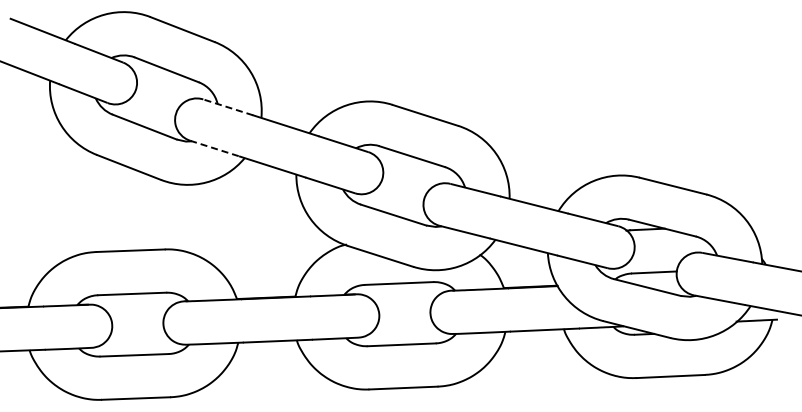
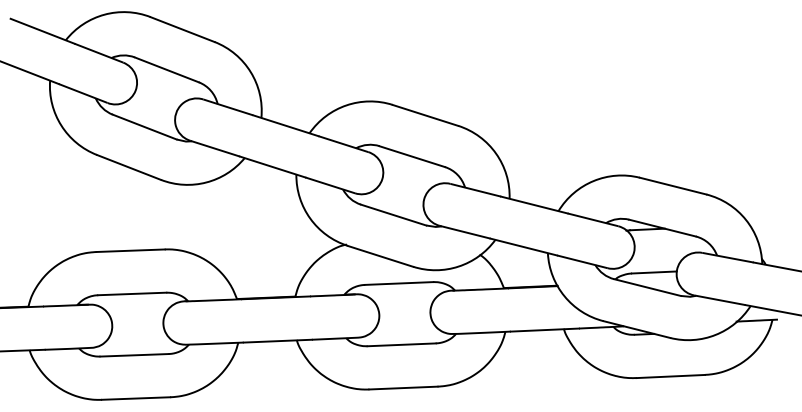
line: dashed -> solid (227, 107)
line: dashed -> solid (215, 148)
